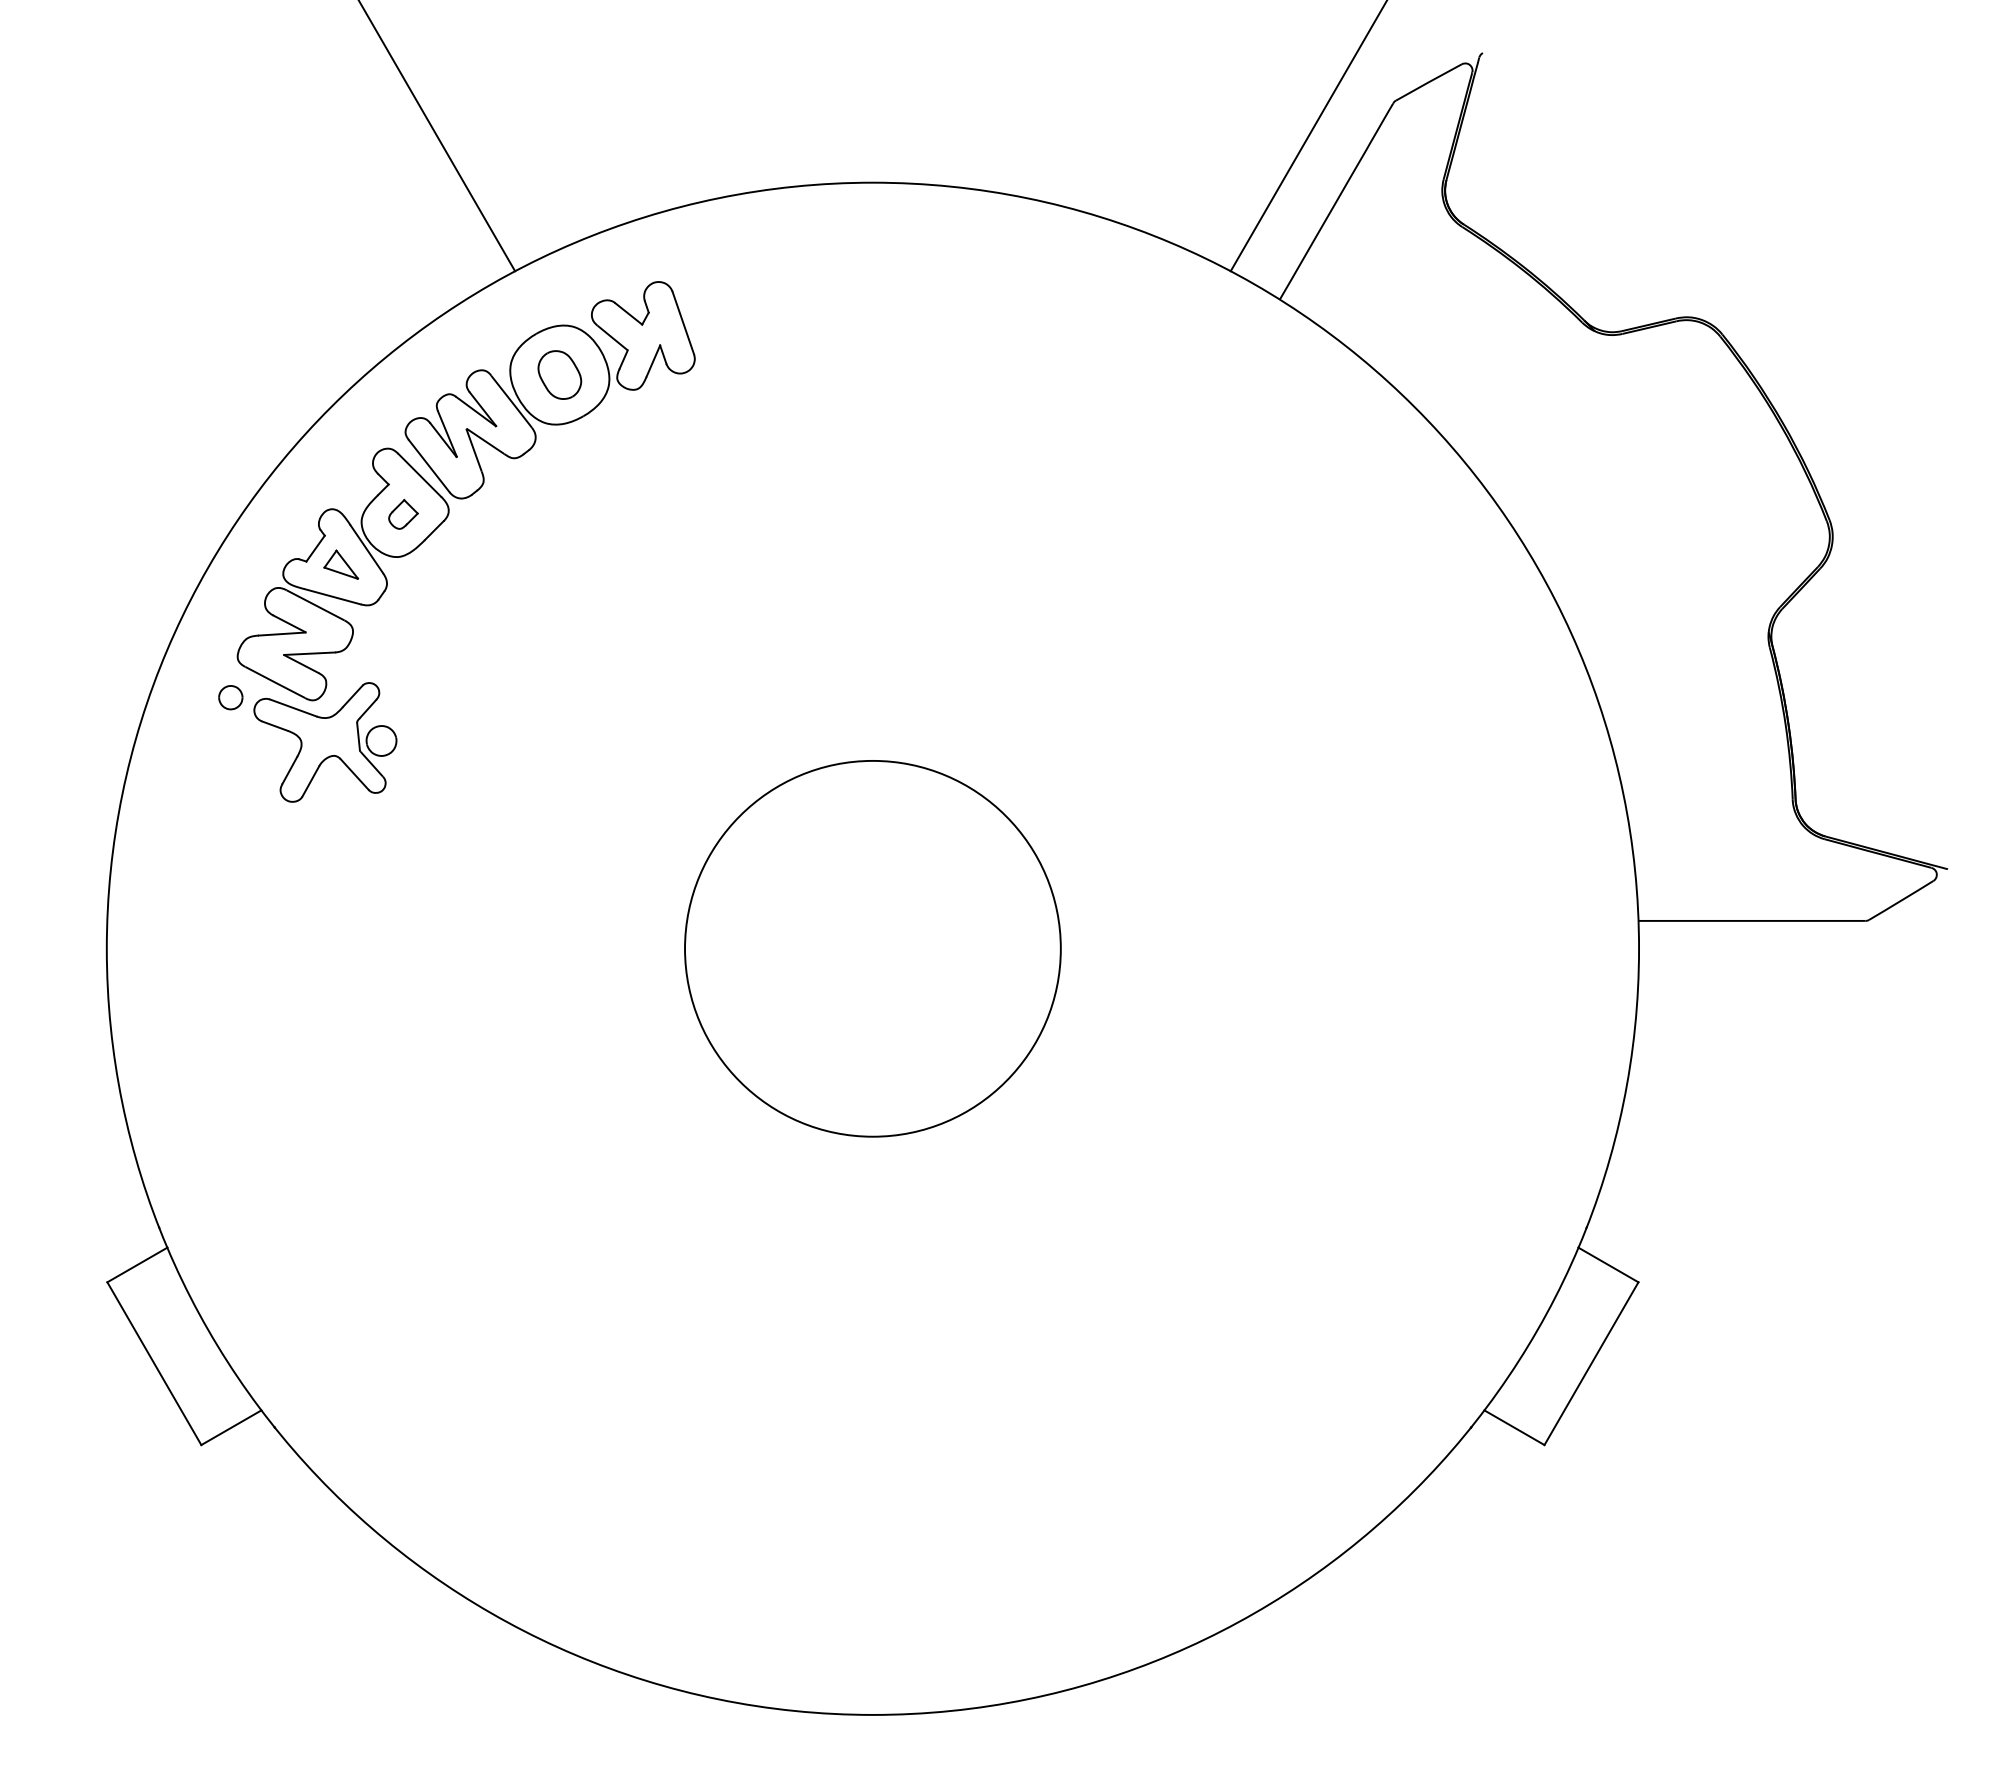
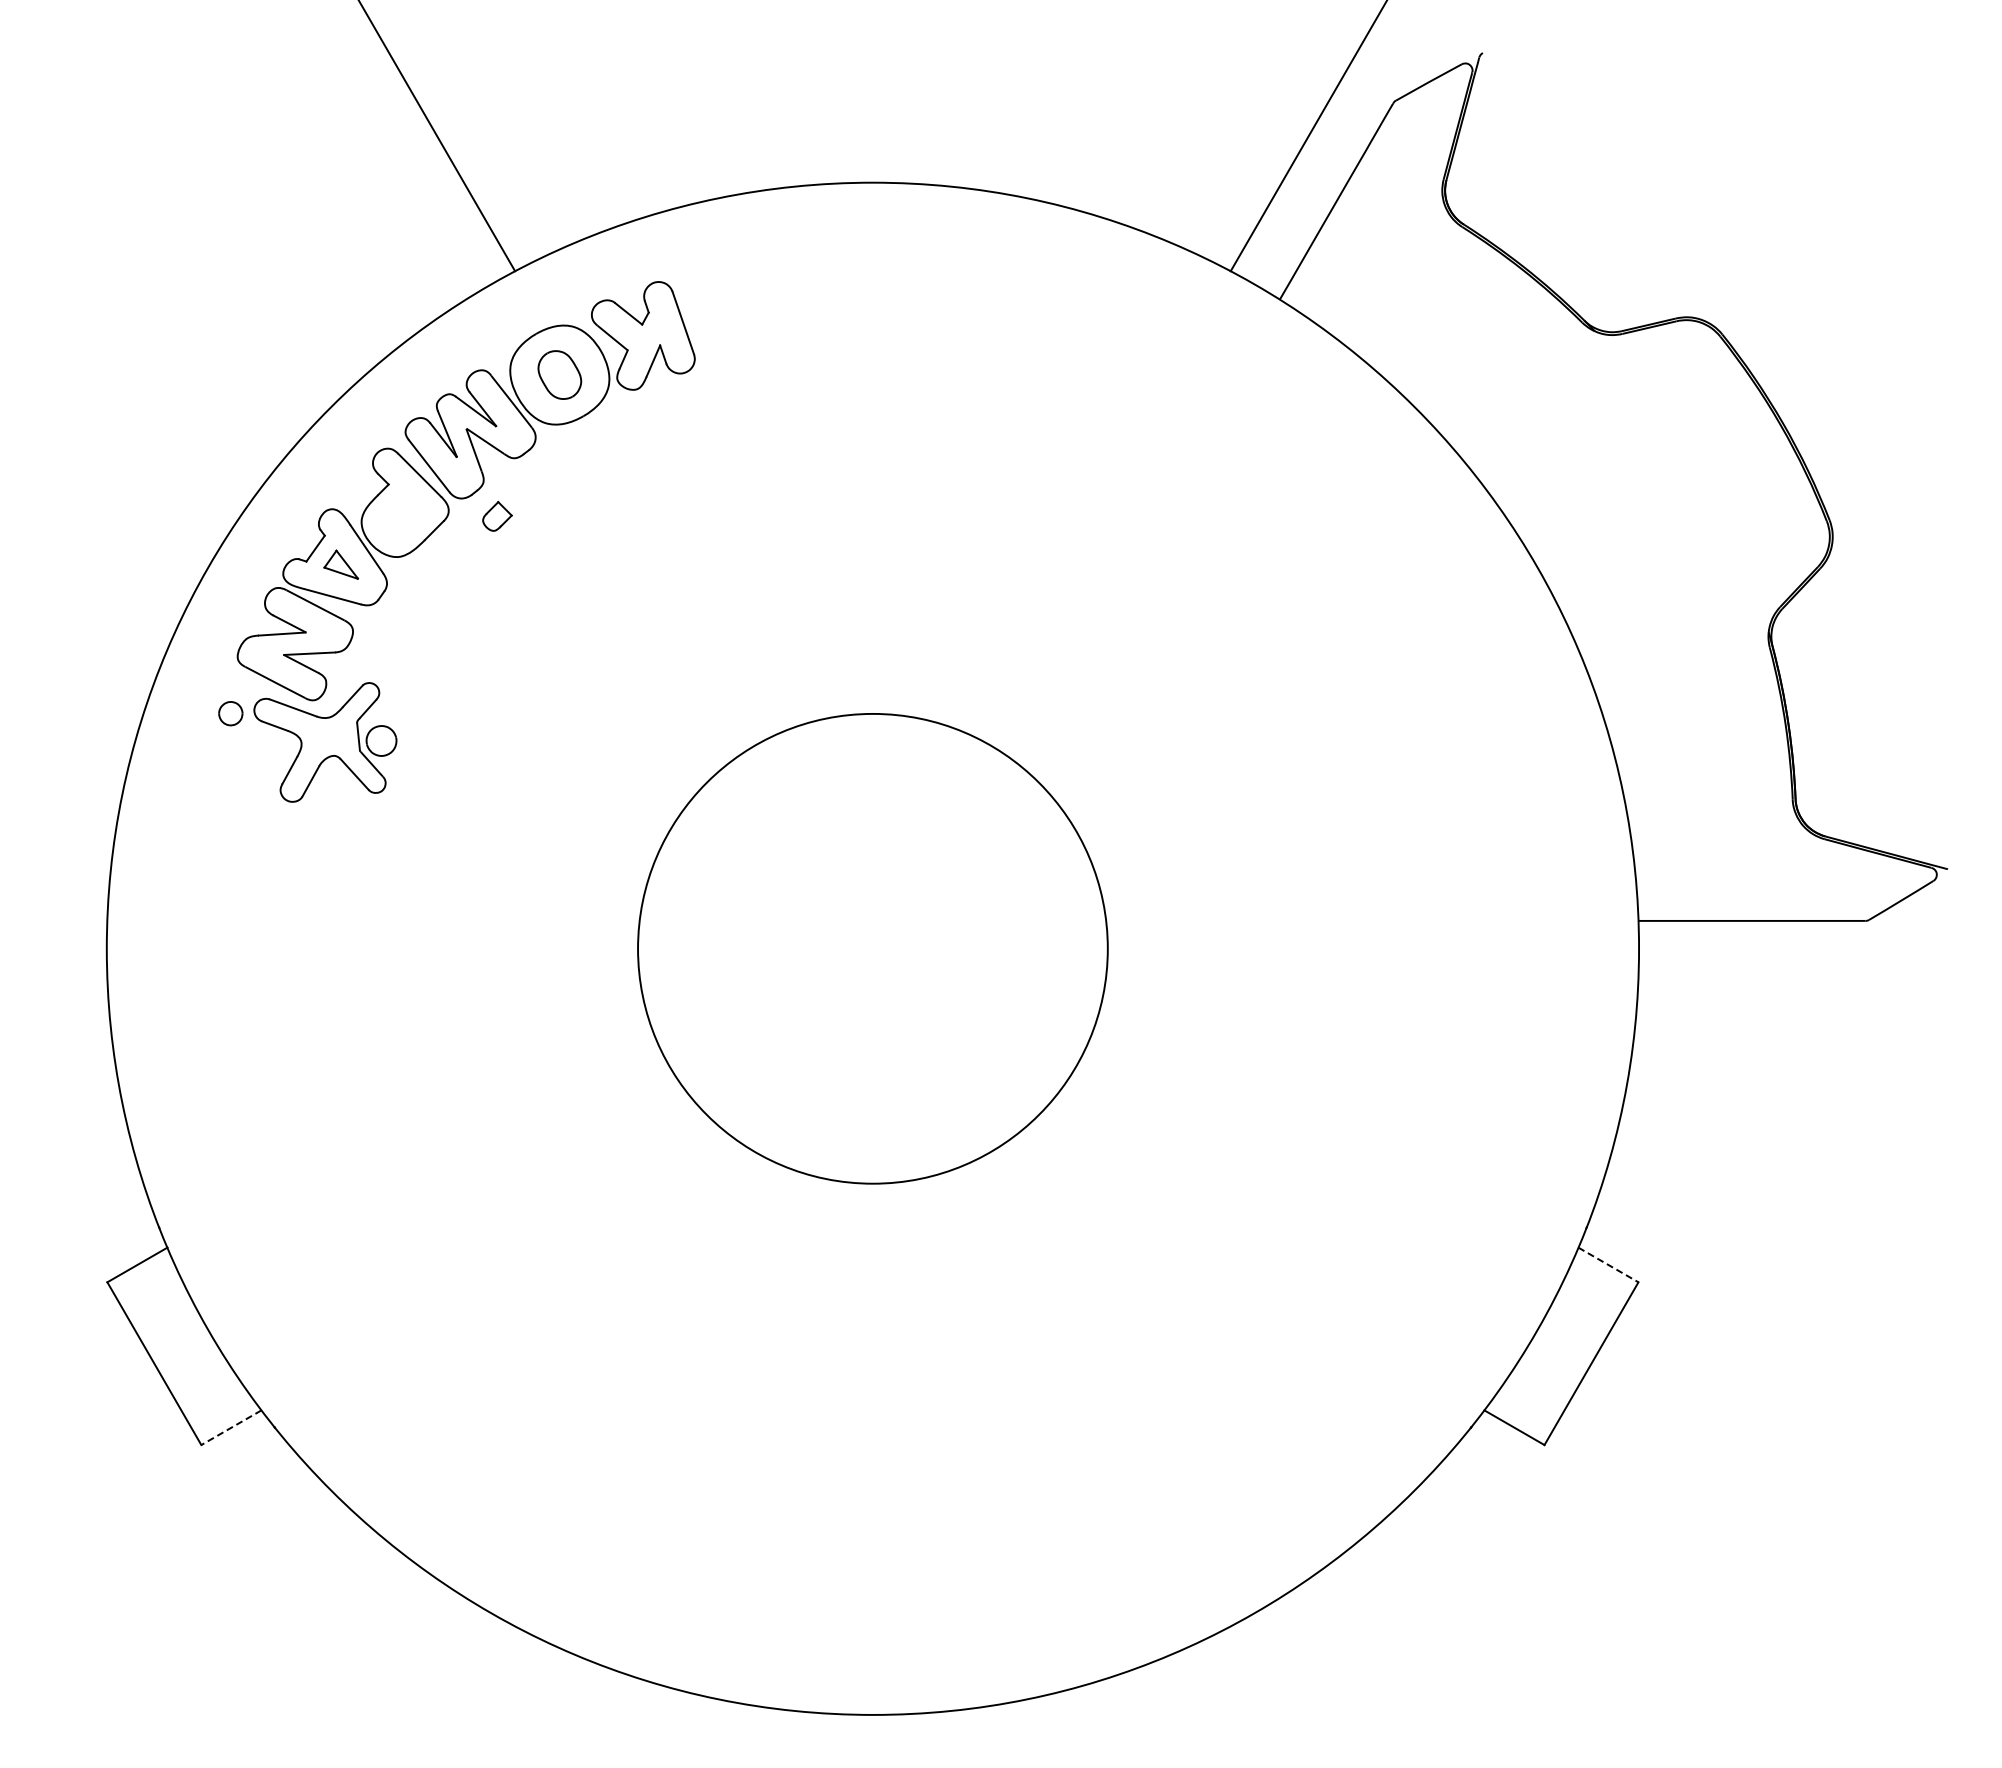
part position: (403, 514) -> (497, 516) (497, 516)
part position: (230, 697) -> (230, 713) (230, 713)
circle diameter: 376 px -> 470 px (872, 948)
line: solid -> dashed (1608, 1264)
line: solid -> dashed (231, 1427)
